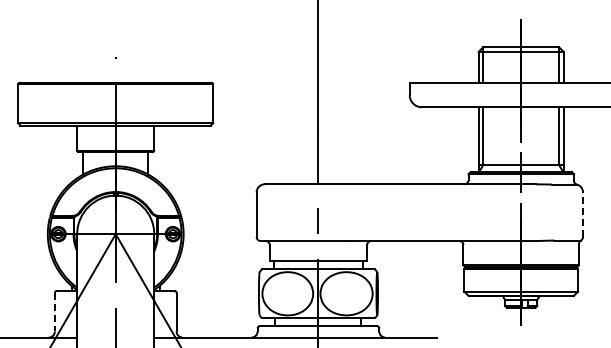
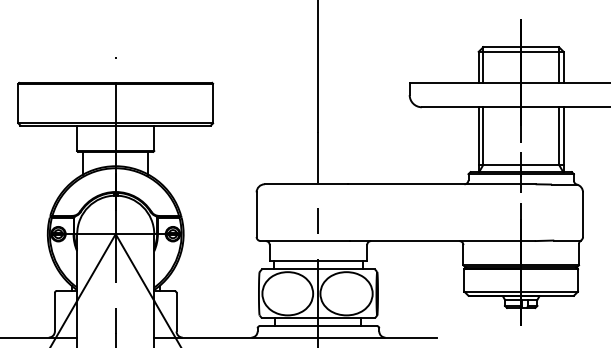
line: dashed -> solid (583, 214)
line: dashed -> solid (54, 312)
